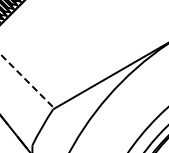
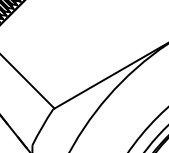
line: dashed -> solid (27, 81)
